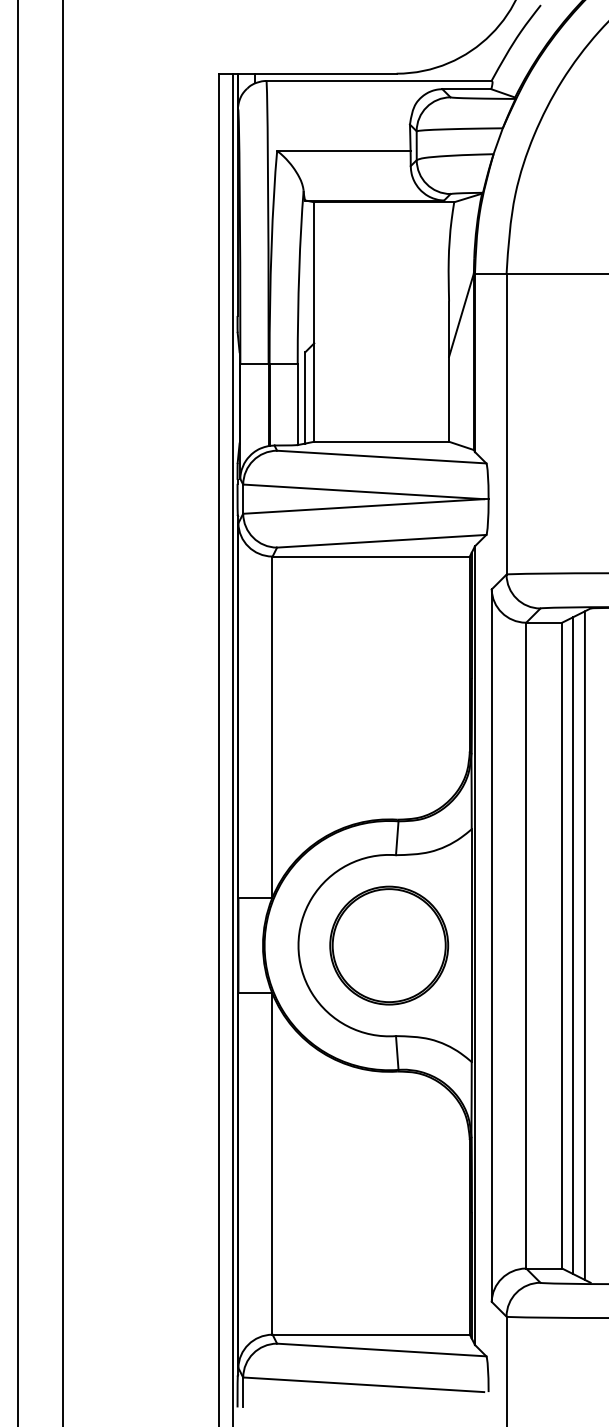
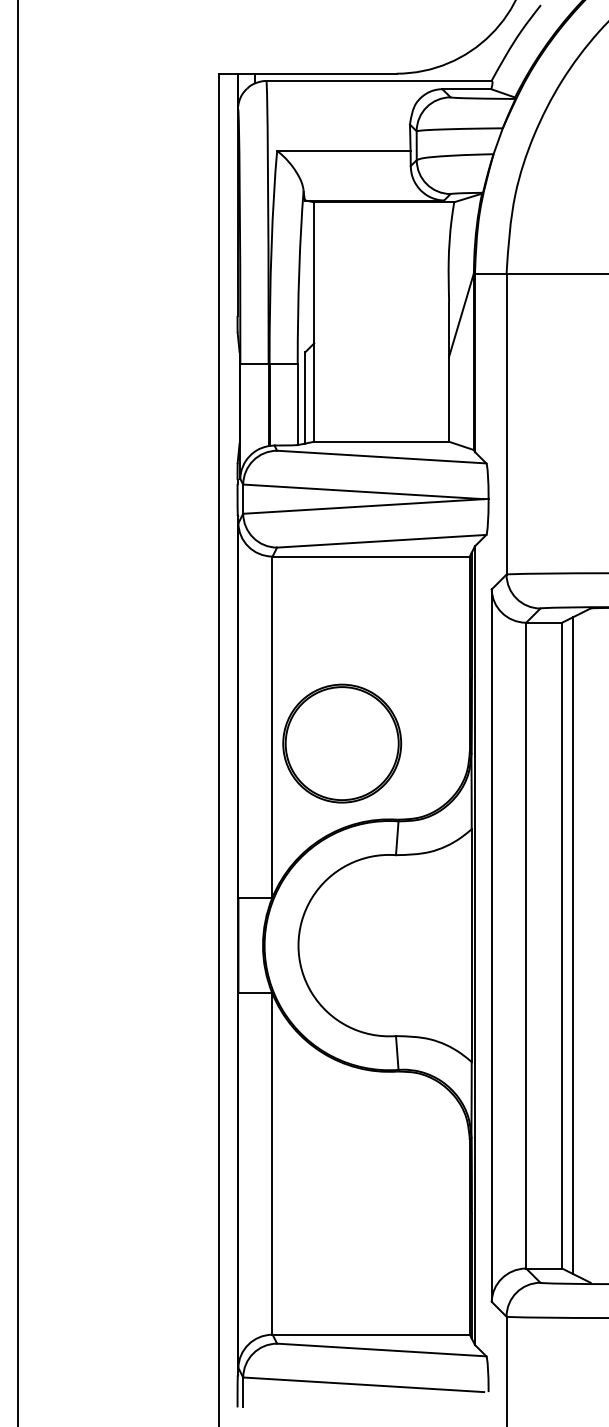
line: present -> none (62, 712)
line: present -> none (233, 748)
part position: (389, 945) -> (342, 743) (342, 743)
line: present -> none (584, 945)
